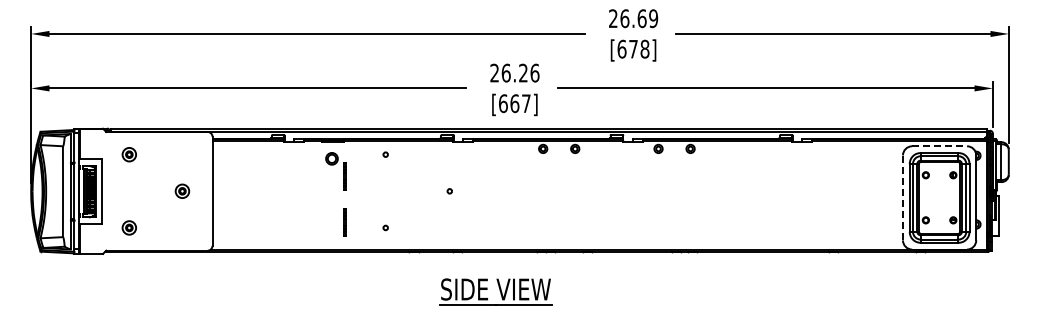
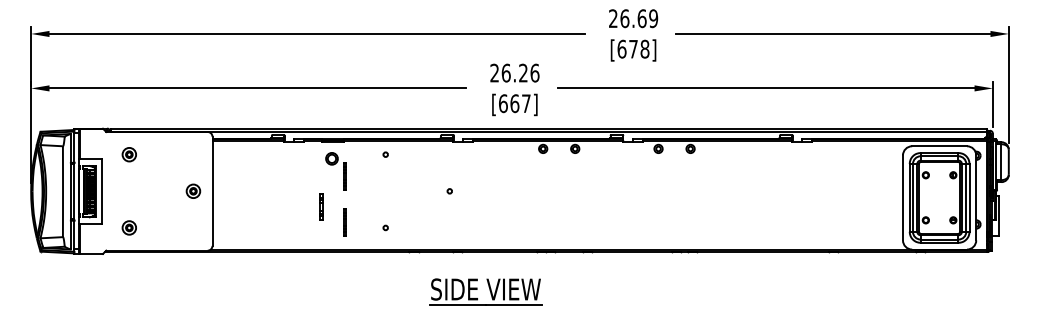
line: dashed -> solid (940, 146)
part position: (182, 190) -> (193, 190) (193, 190)
line: dashed -> solid (903, 197)
line: none -> present (320, 206)
part position: (495, 291) -> (485, 291) (485, 291)
